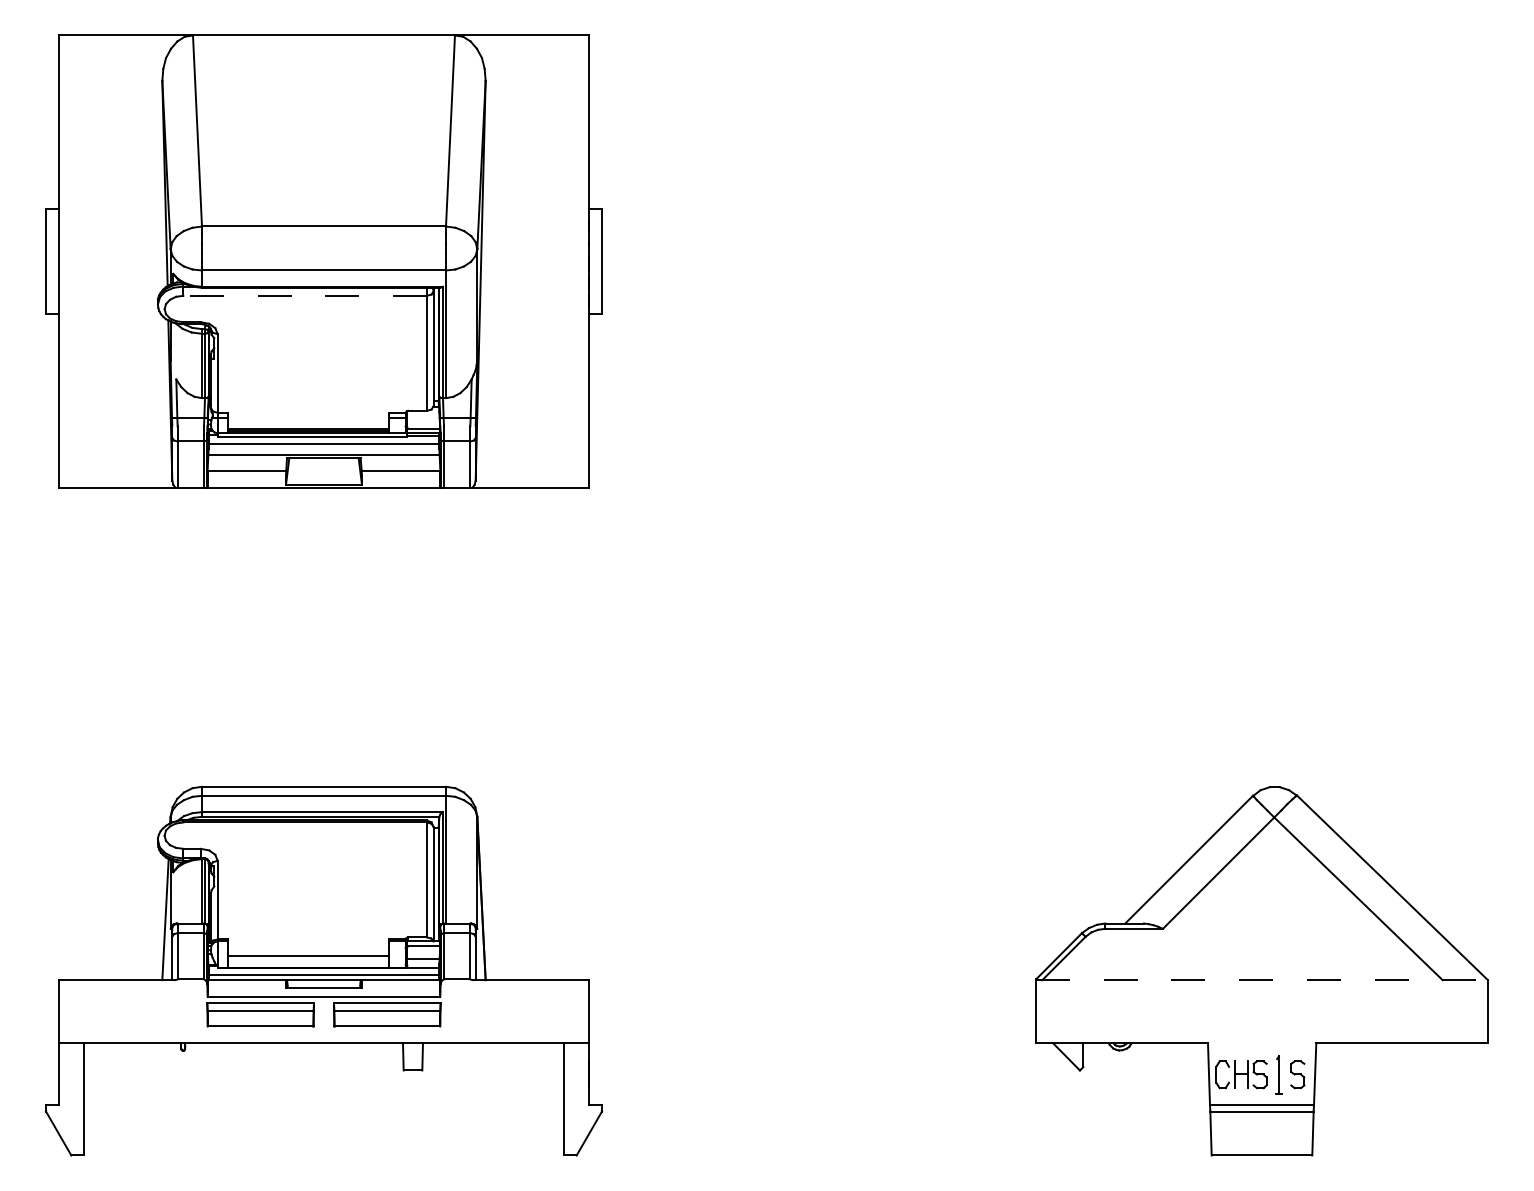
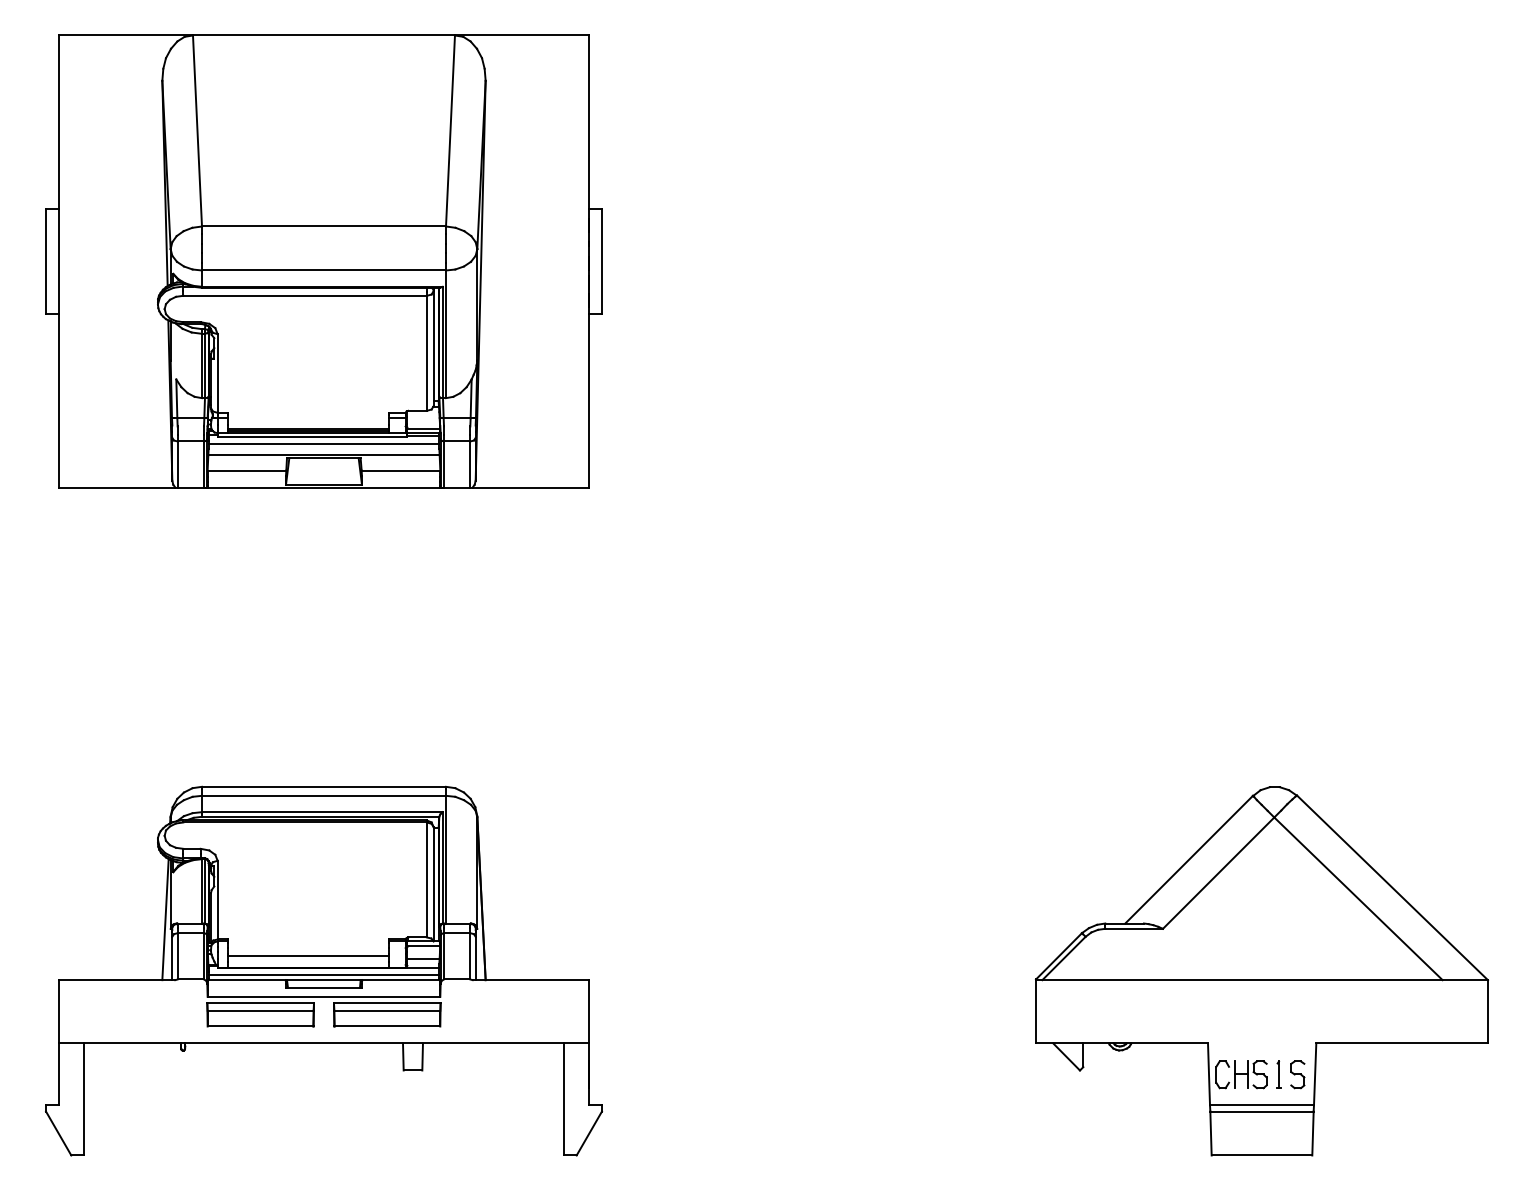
line: dashed -> solid (305, 295)
line: dashed -> solid (1261, 980)
part size: 8x40 px -> 6x29 px (1278, 1074)
